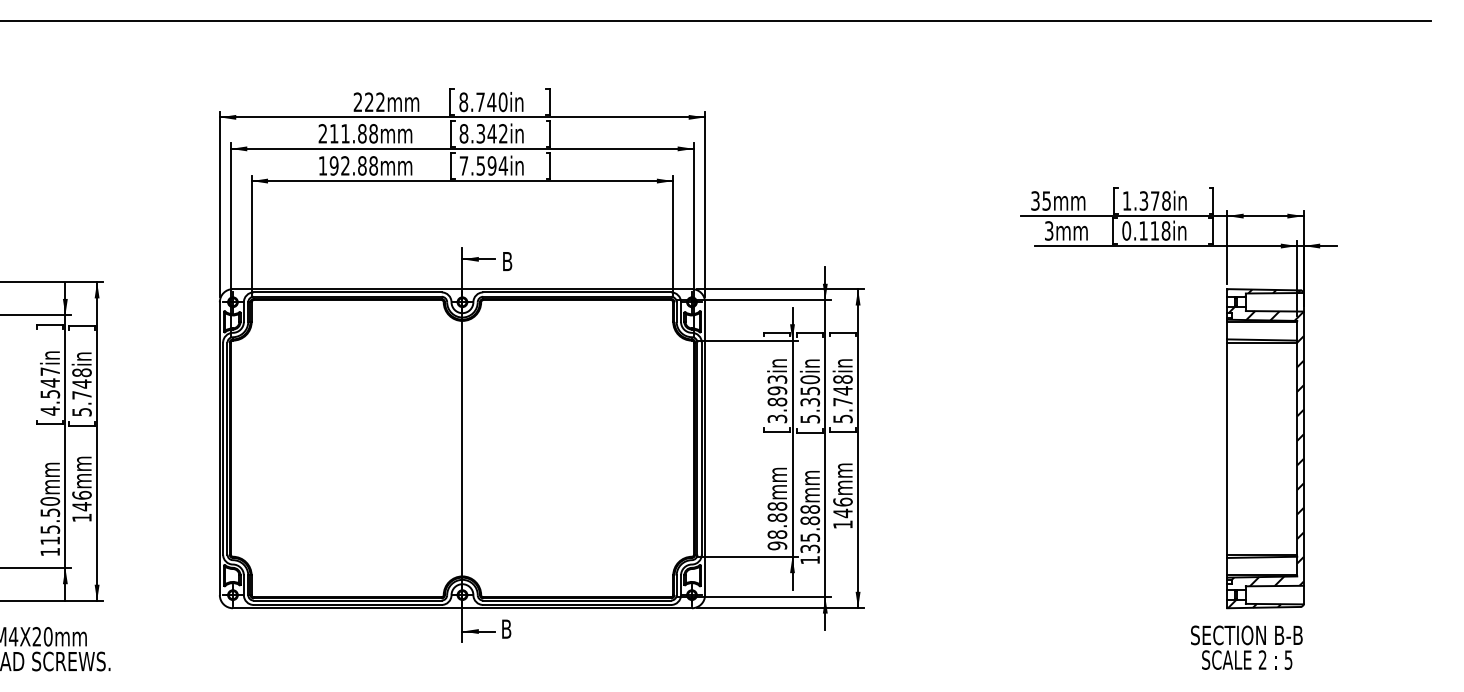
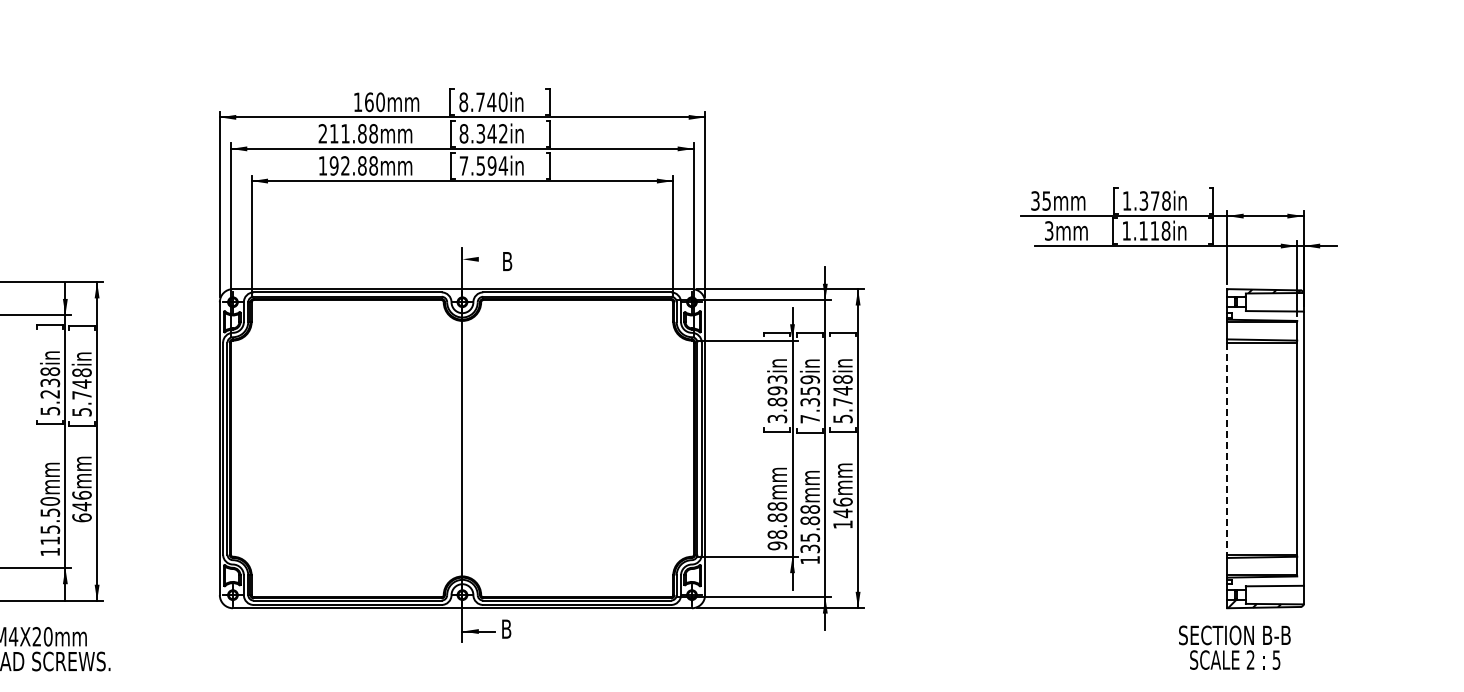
line: present -> none (716, 20)
text: 222mm -> 160mm (368, 102)
text: 0.118in -> 1.118in (1126, 230)
line: present -> none (478, 259)
text: 4.547in -> 5.238in (50, 391)
text: 5.350in -> 7.359in (810, 399)
hatch: present -> none (1265, 446)
line: solid -> dashed (1227, 449)
text: 146mm -> 646mm (81, 517)
text position: (1246, 647) -> (1234, 647) (1234, 647)
